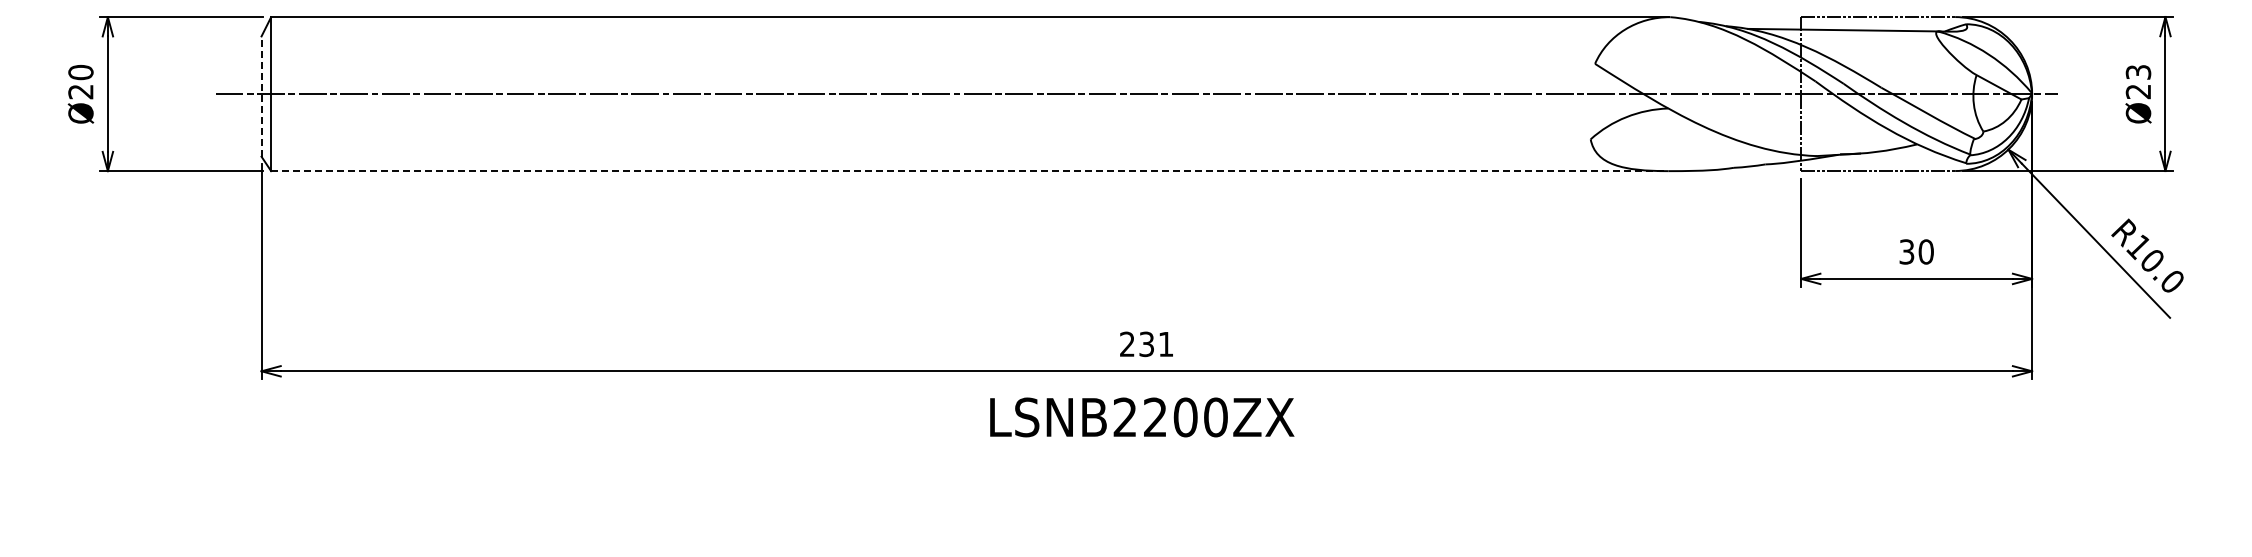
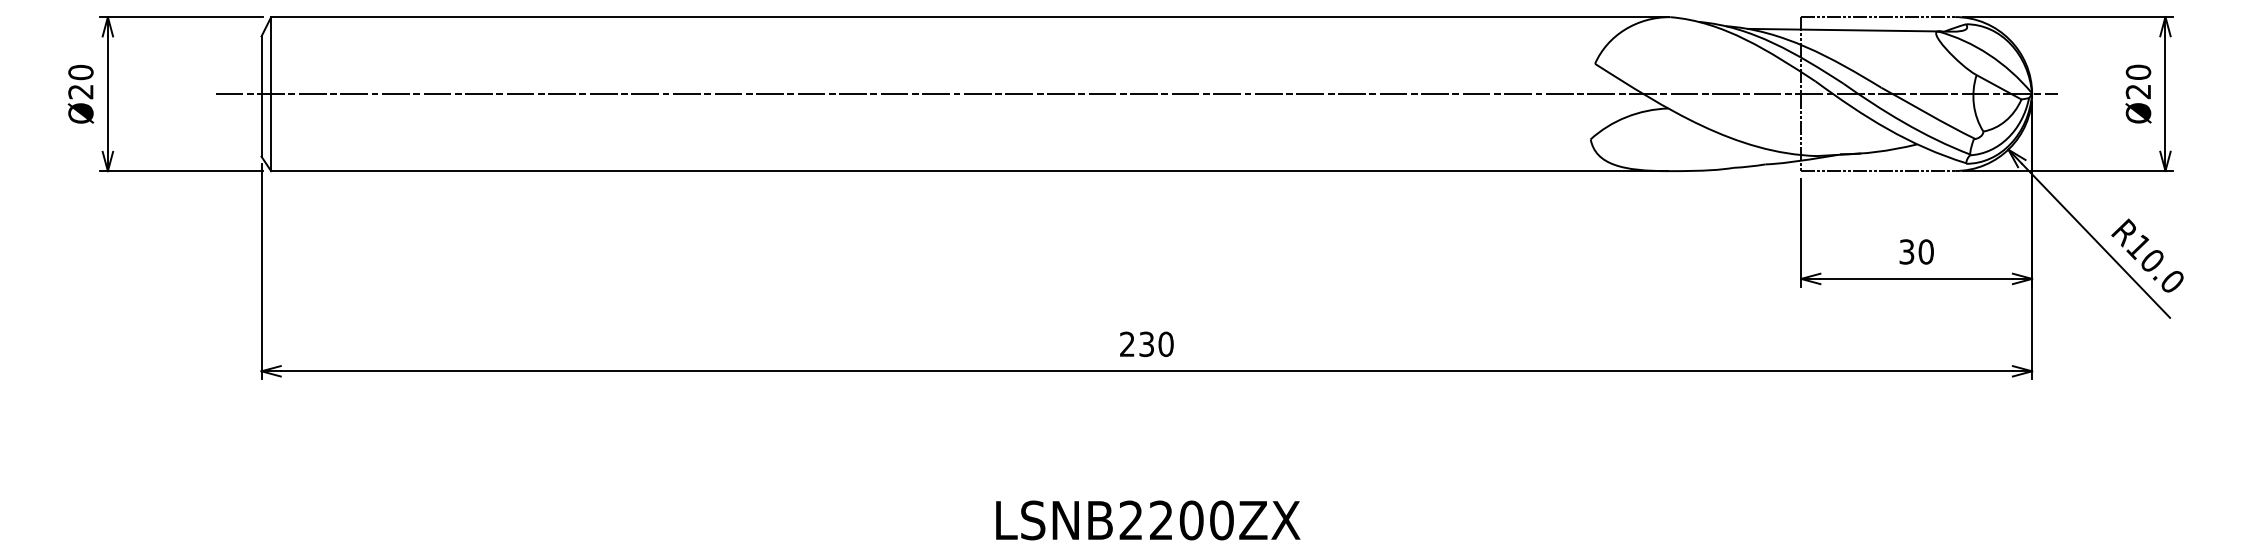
text: Ø23 -> Ø20 (2138, 71)
line: dashed -> solid (261, 96)
line: dashed -> solid (969, 171)
text: 231 -> 230 (1165, 344)
text position: (1142, 417) -> (1148, 520) (1148, 520)
